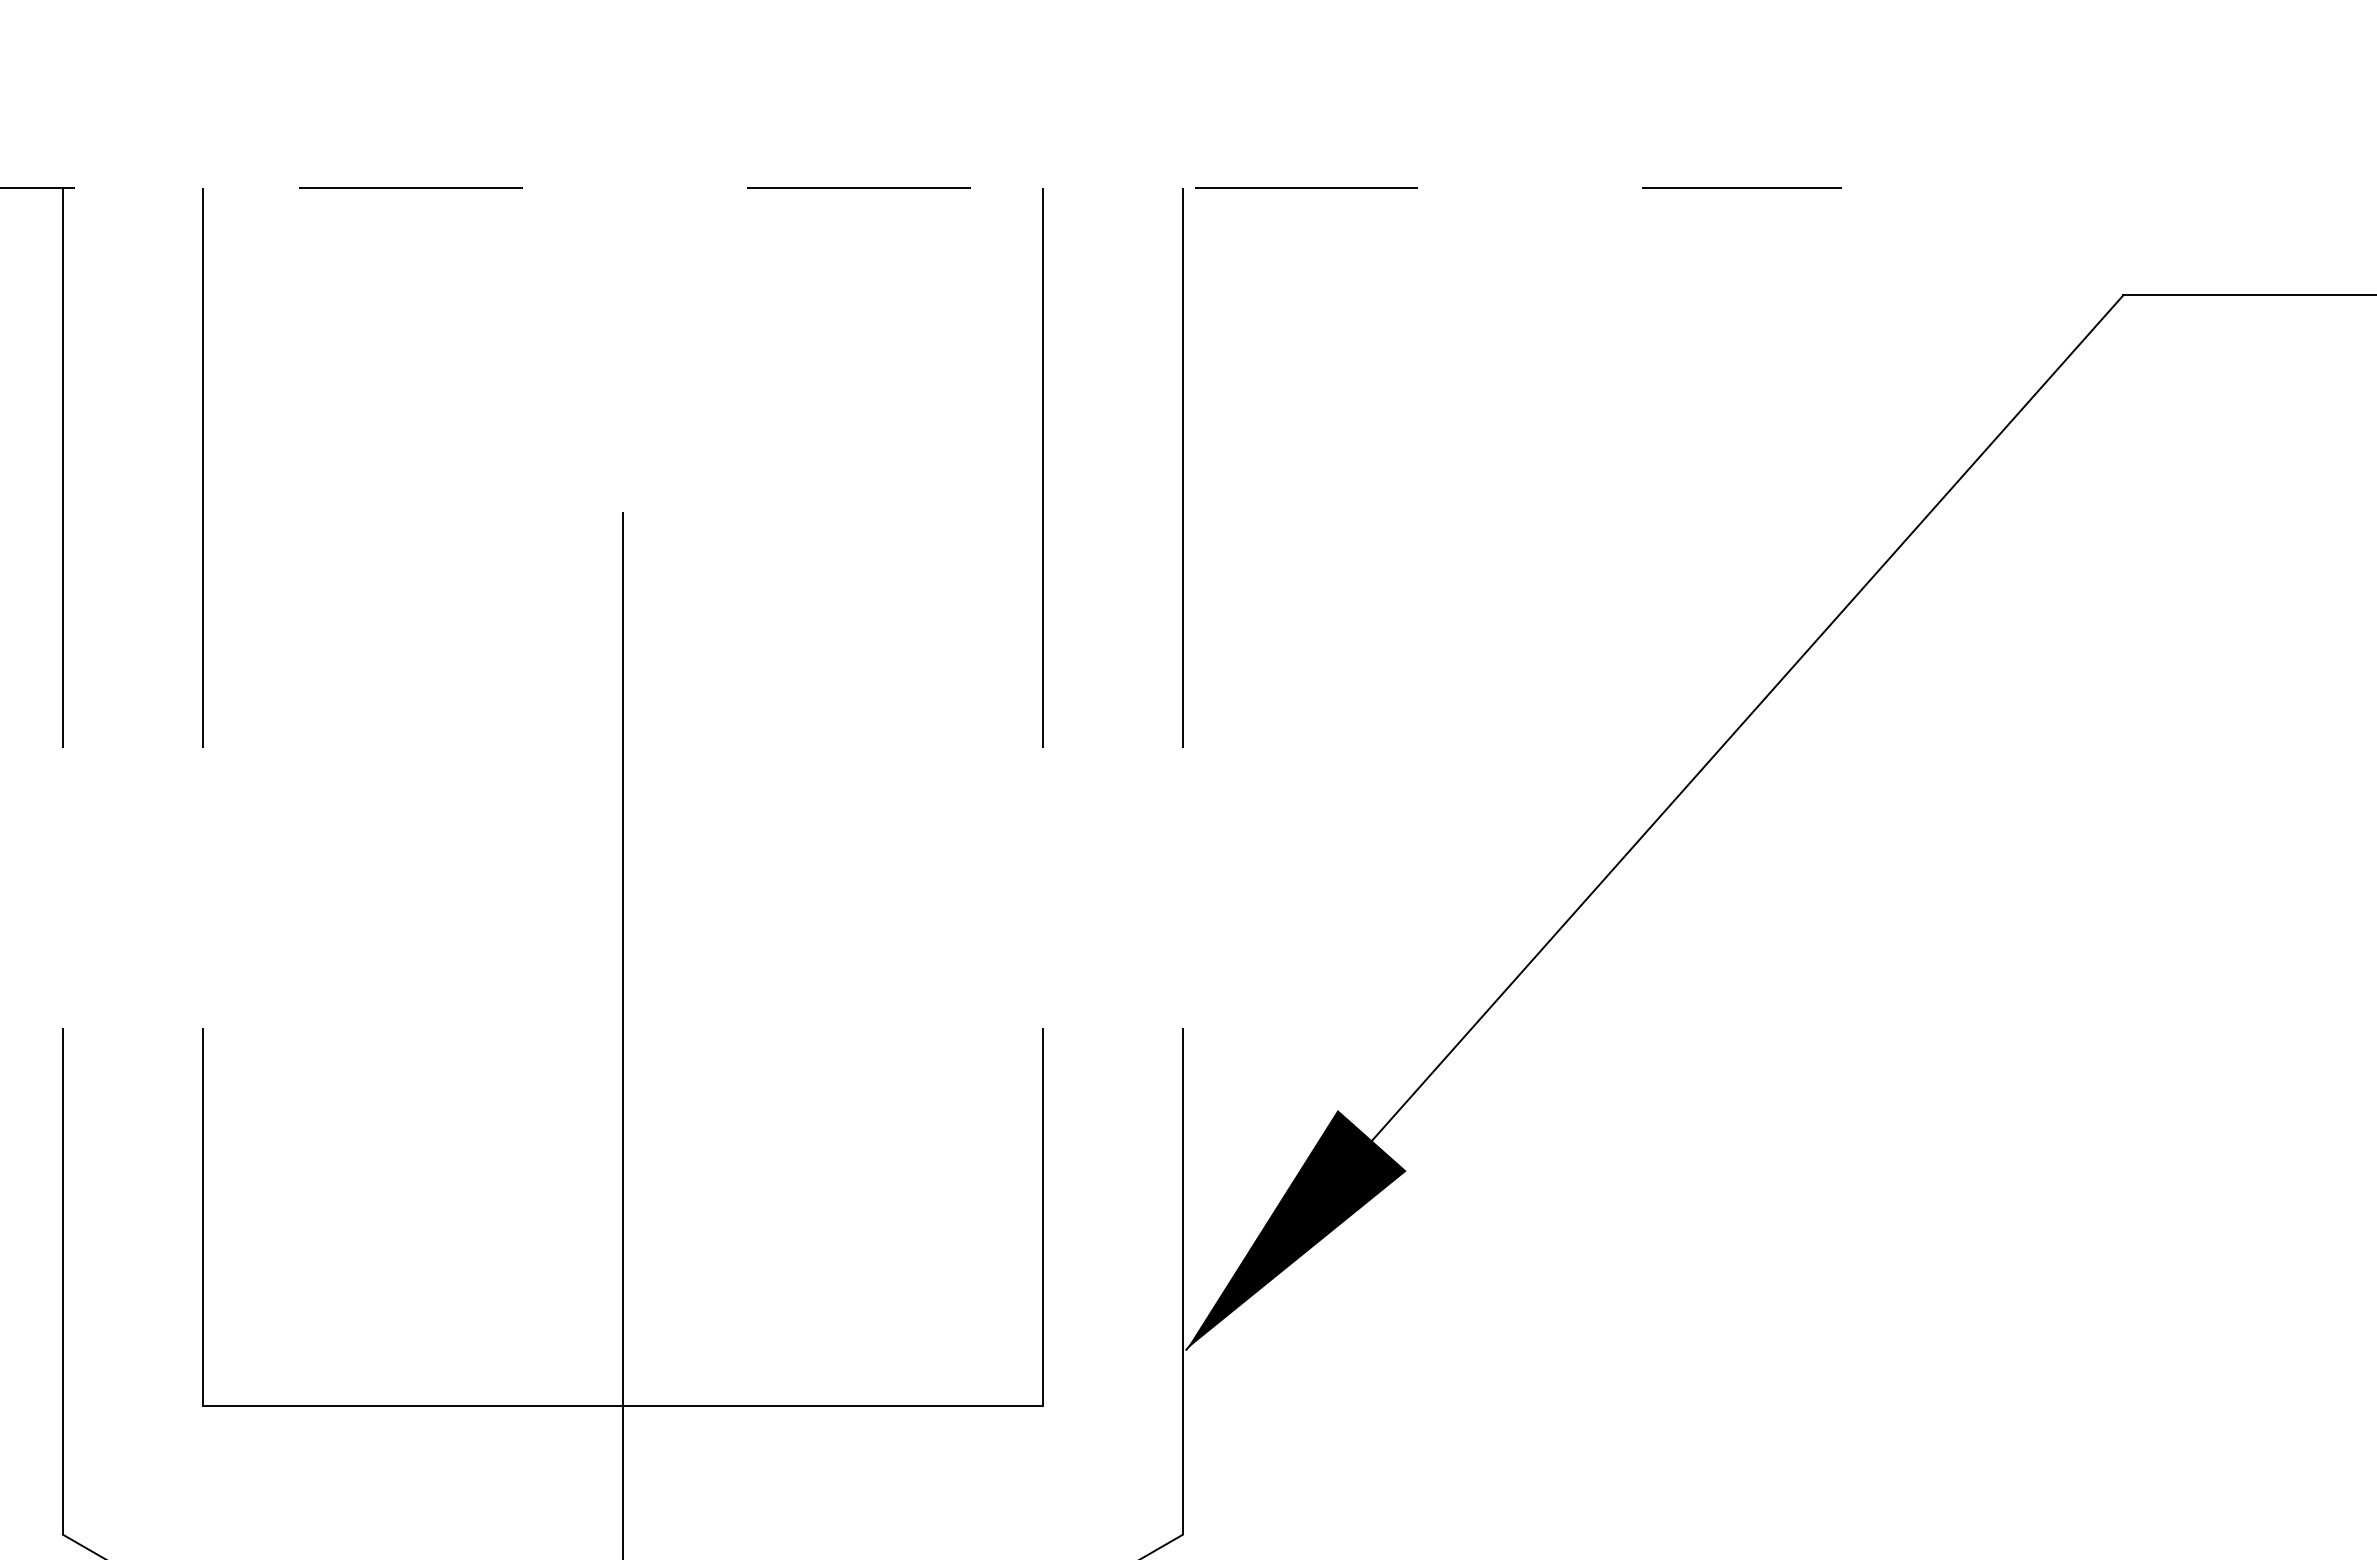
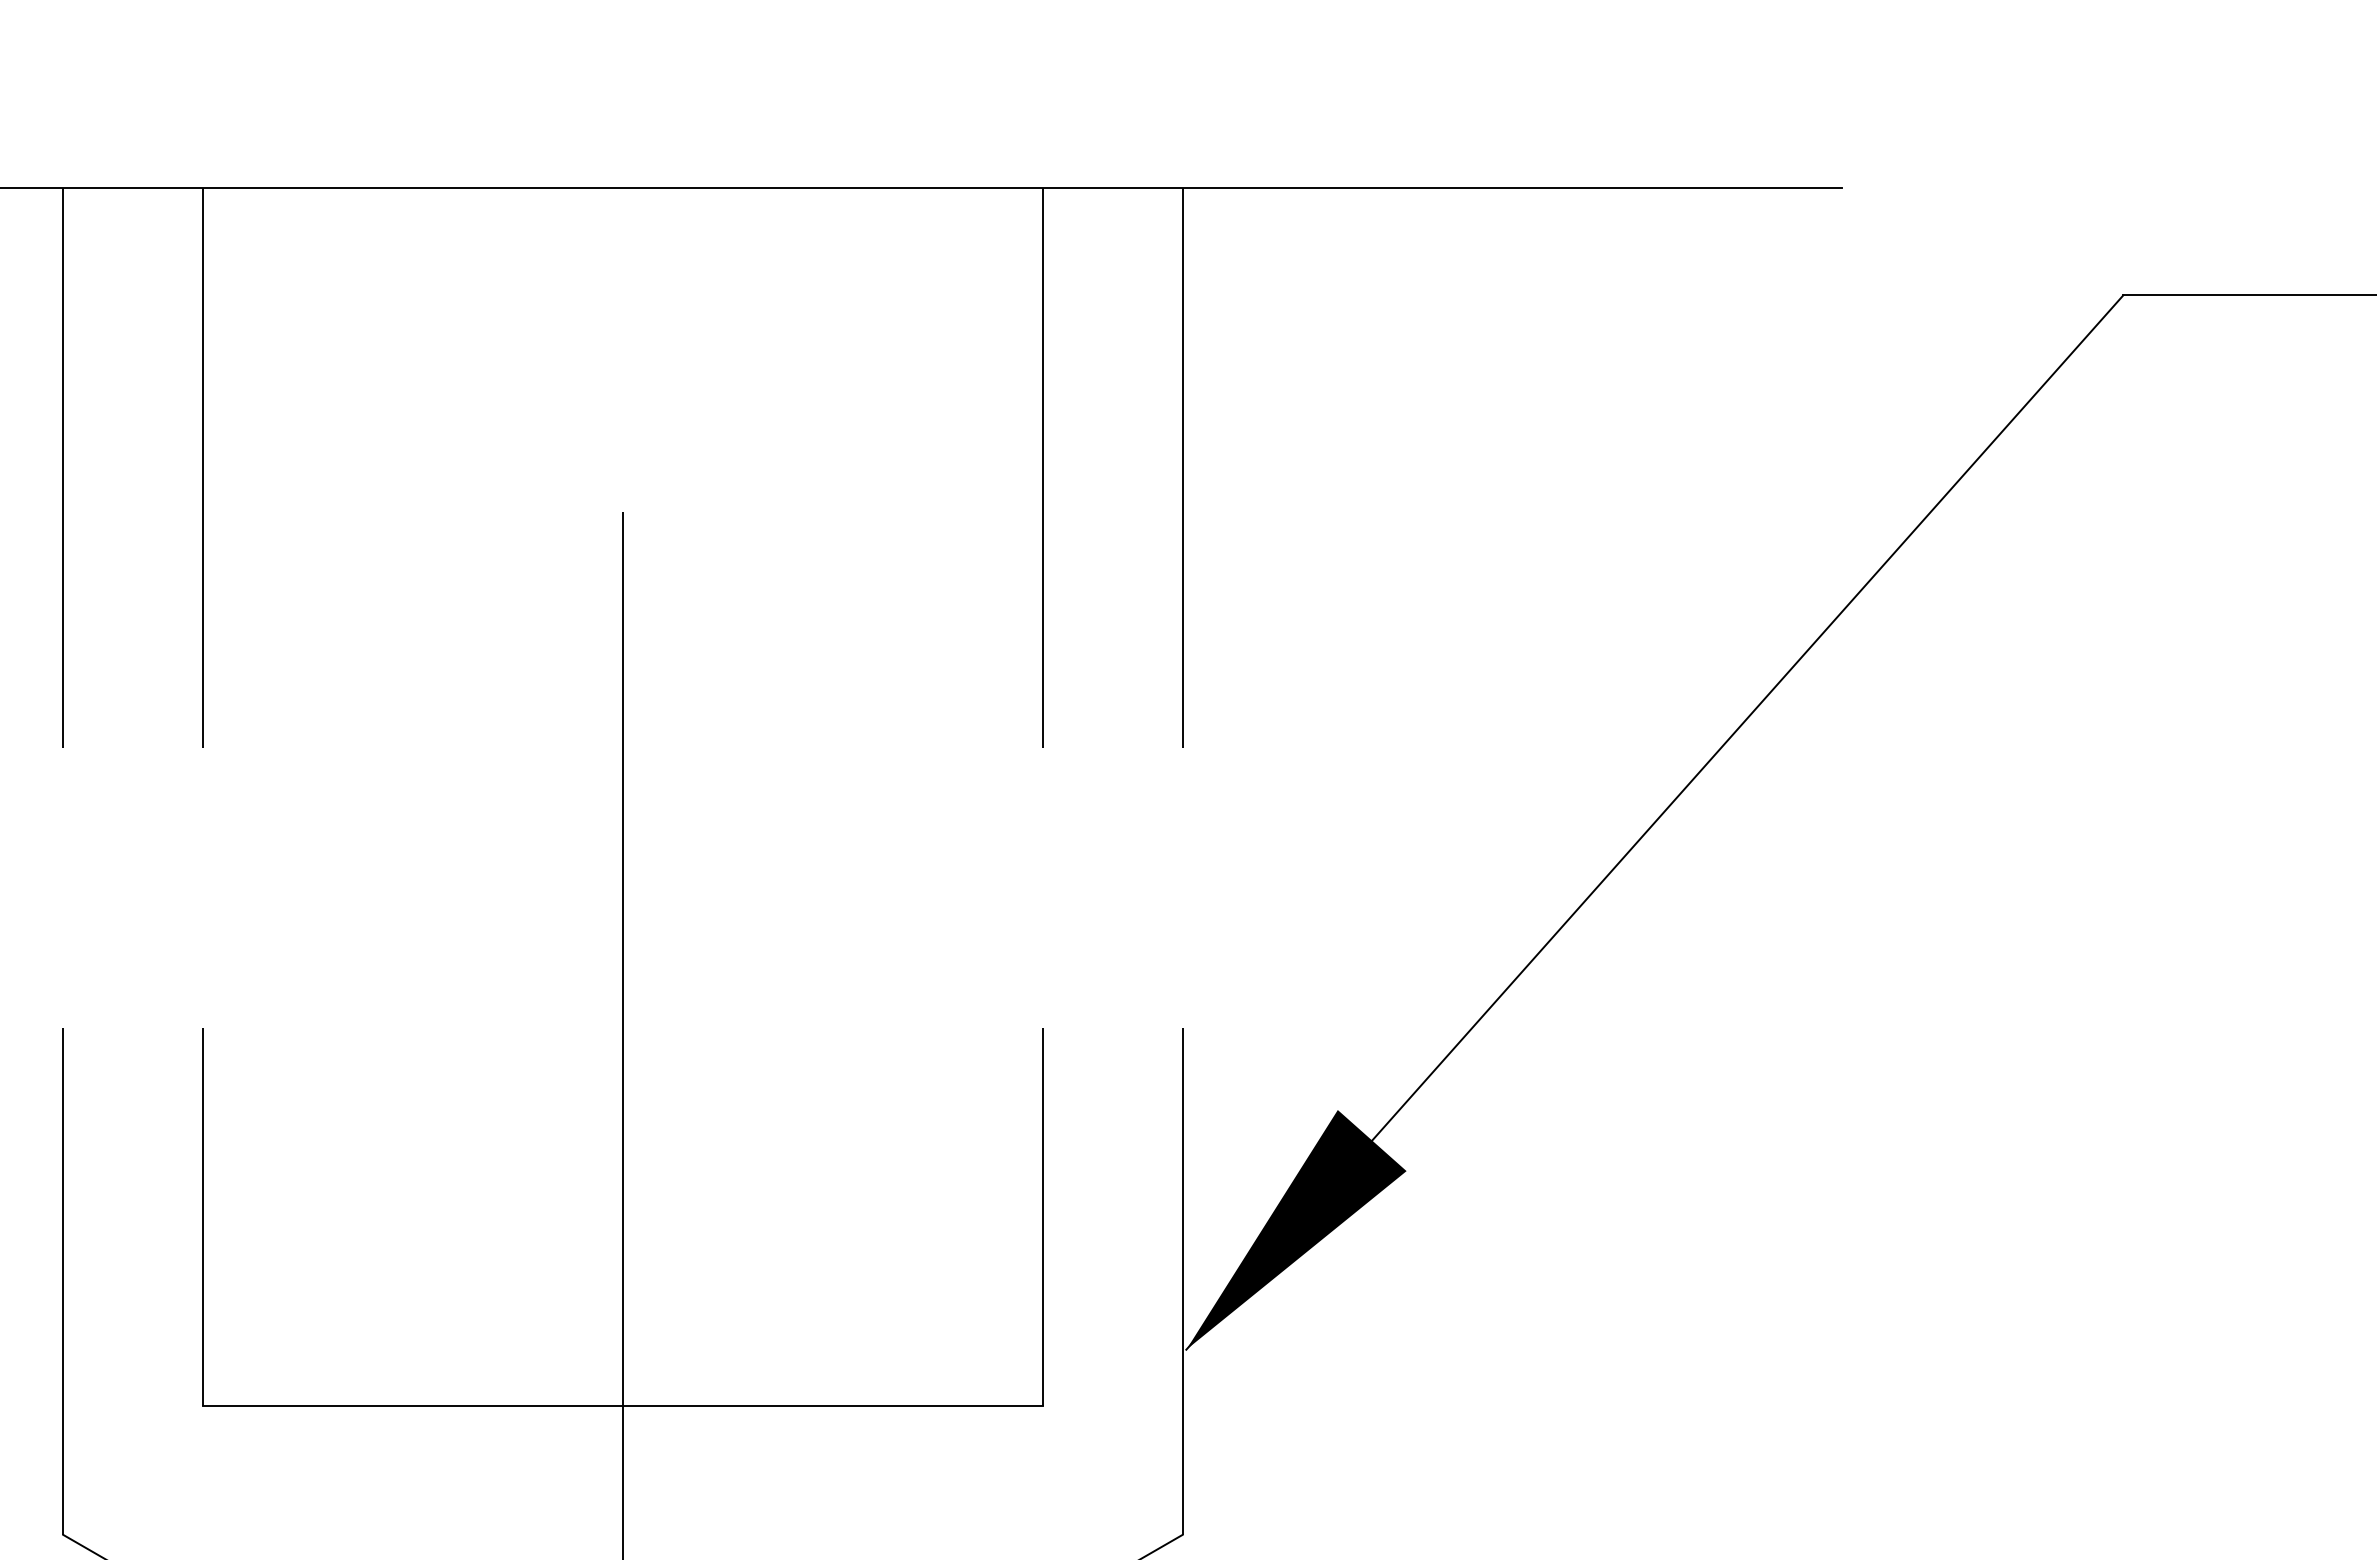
line: dashed -> solid (921, 188)
